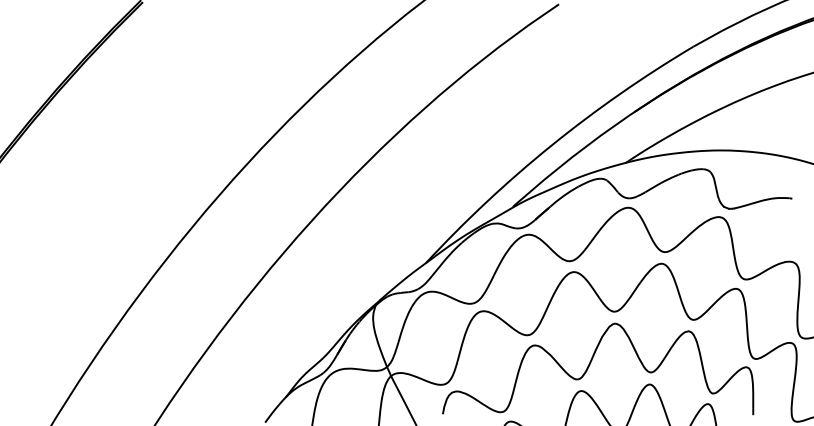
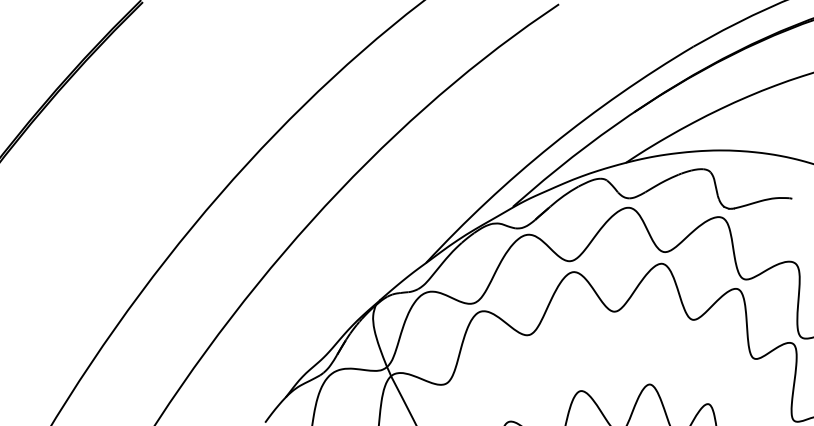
curve: present -> none (590, 365)
